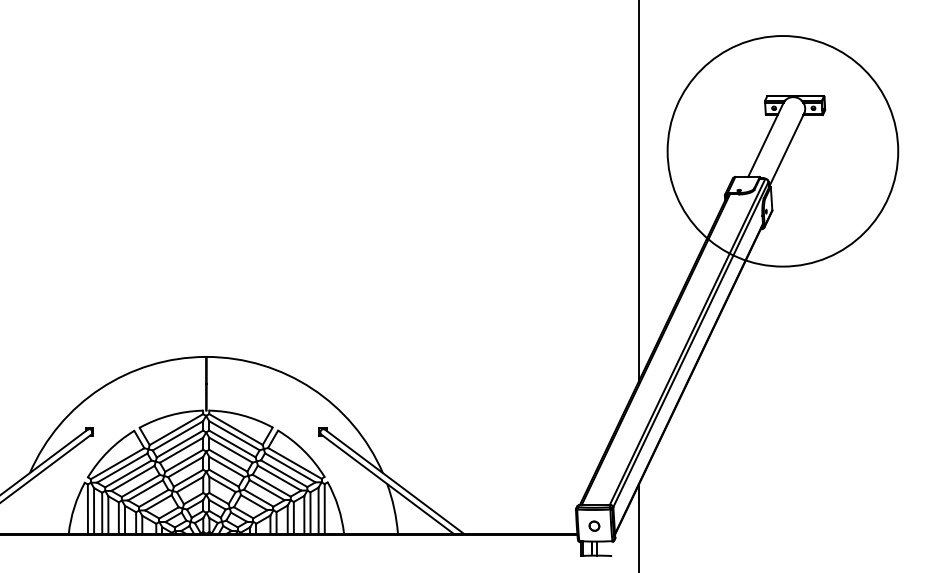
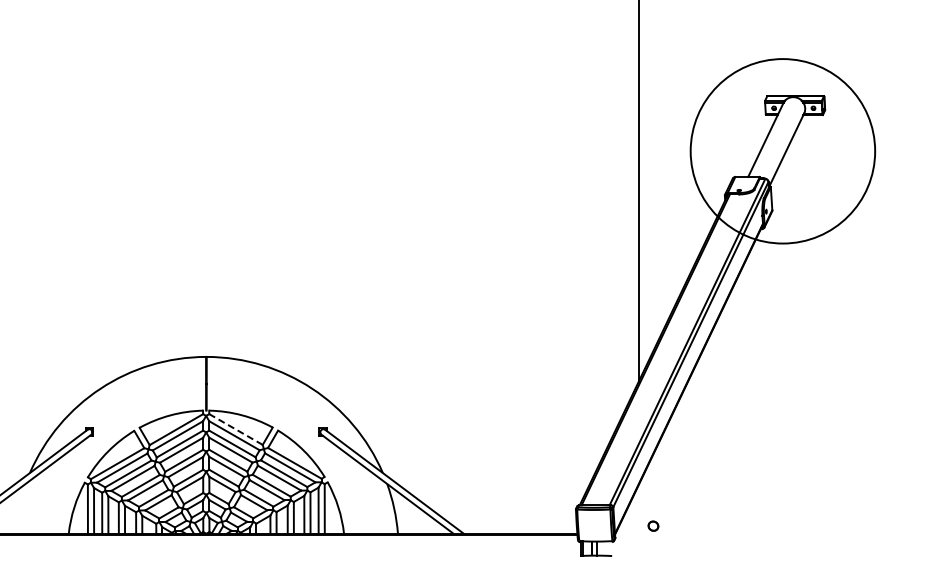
circle diameter: 231 px -> 184 px (782, 151)
line: solid -> dashed (236, 429)
part position: (594, 525) -> (653, 525) (653, 525)
line: present -> none (638, 526)
